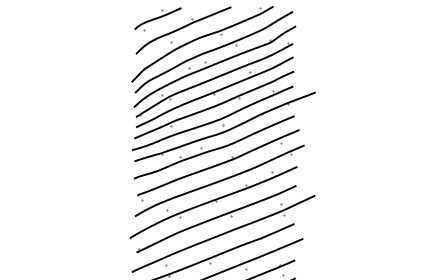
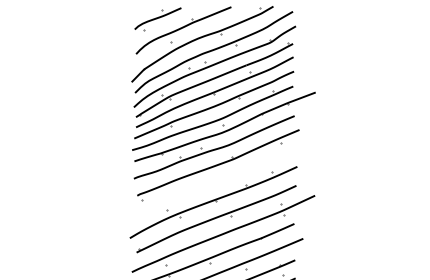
part: present -> none (219, 180)
